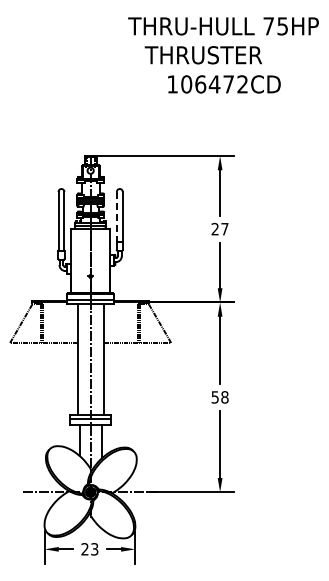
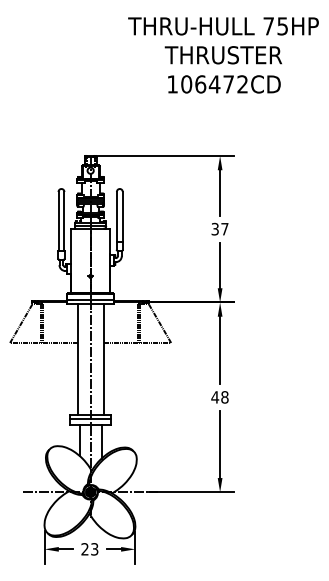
text position: (202, 55) -> (222, 55) (222, 55)
line: dashed -> solid (116, 216)
text: 27 -> 37 (214, 229)
text: 58 -> 48 (215, 397)
